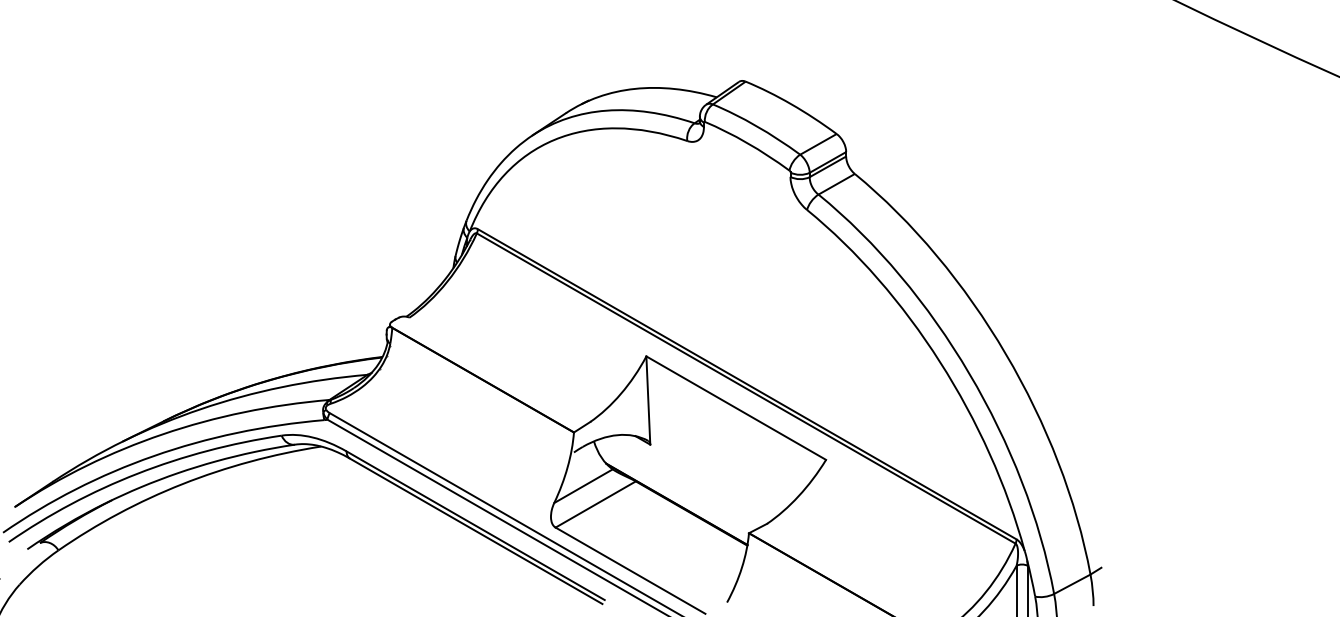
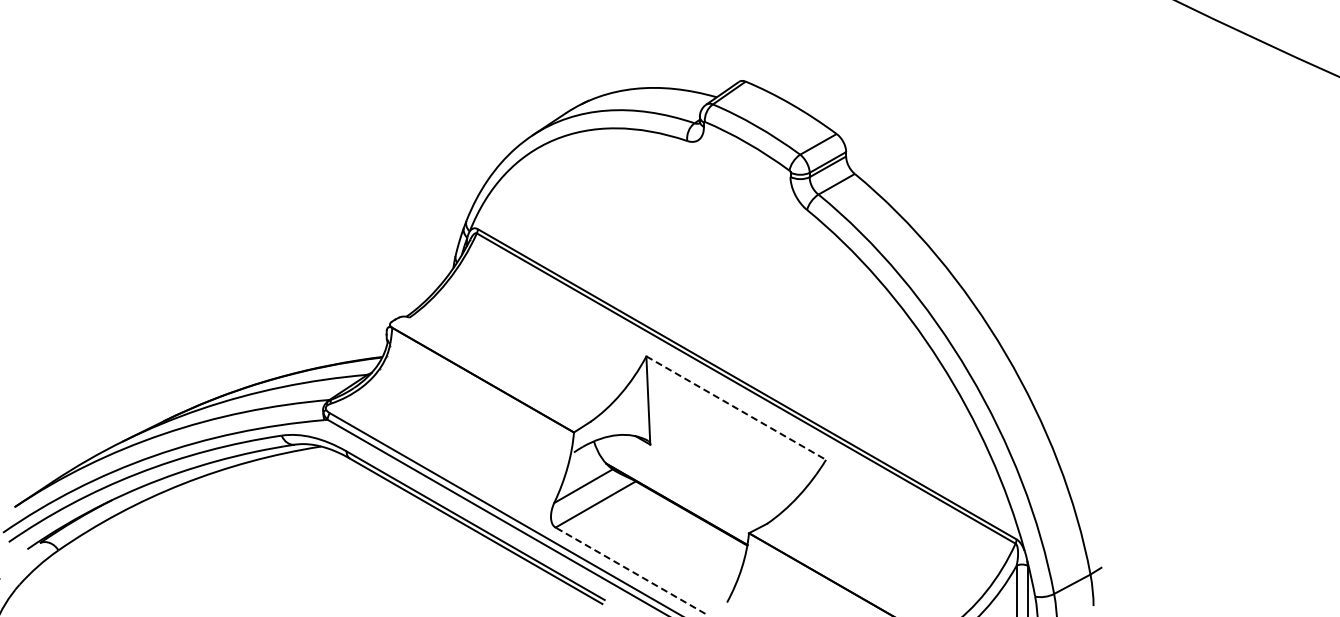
line: solid -> dashed (736, 408)
line: solid -> dashed (630, 570)
